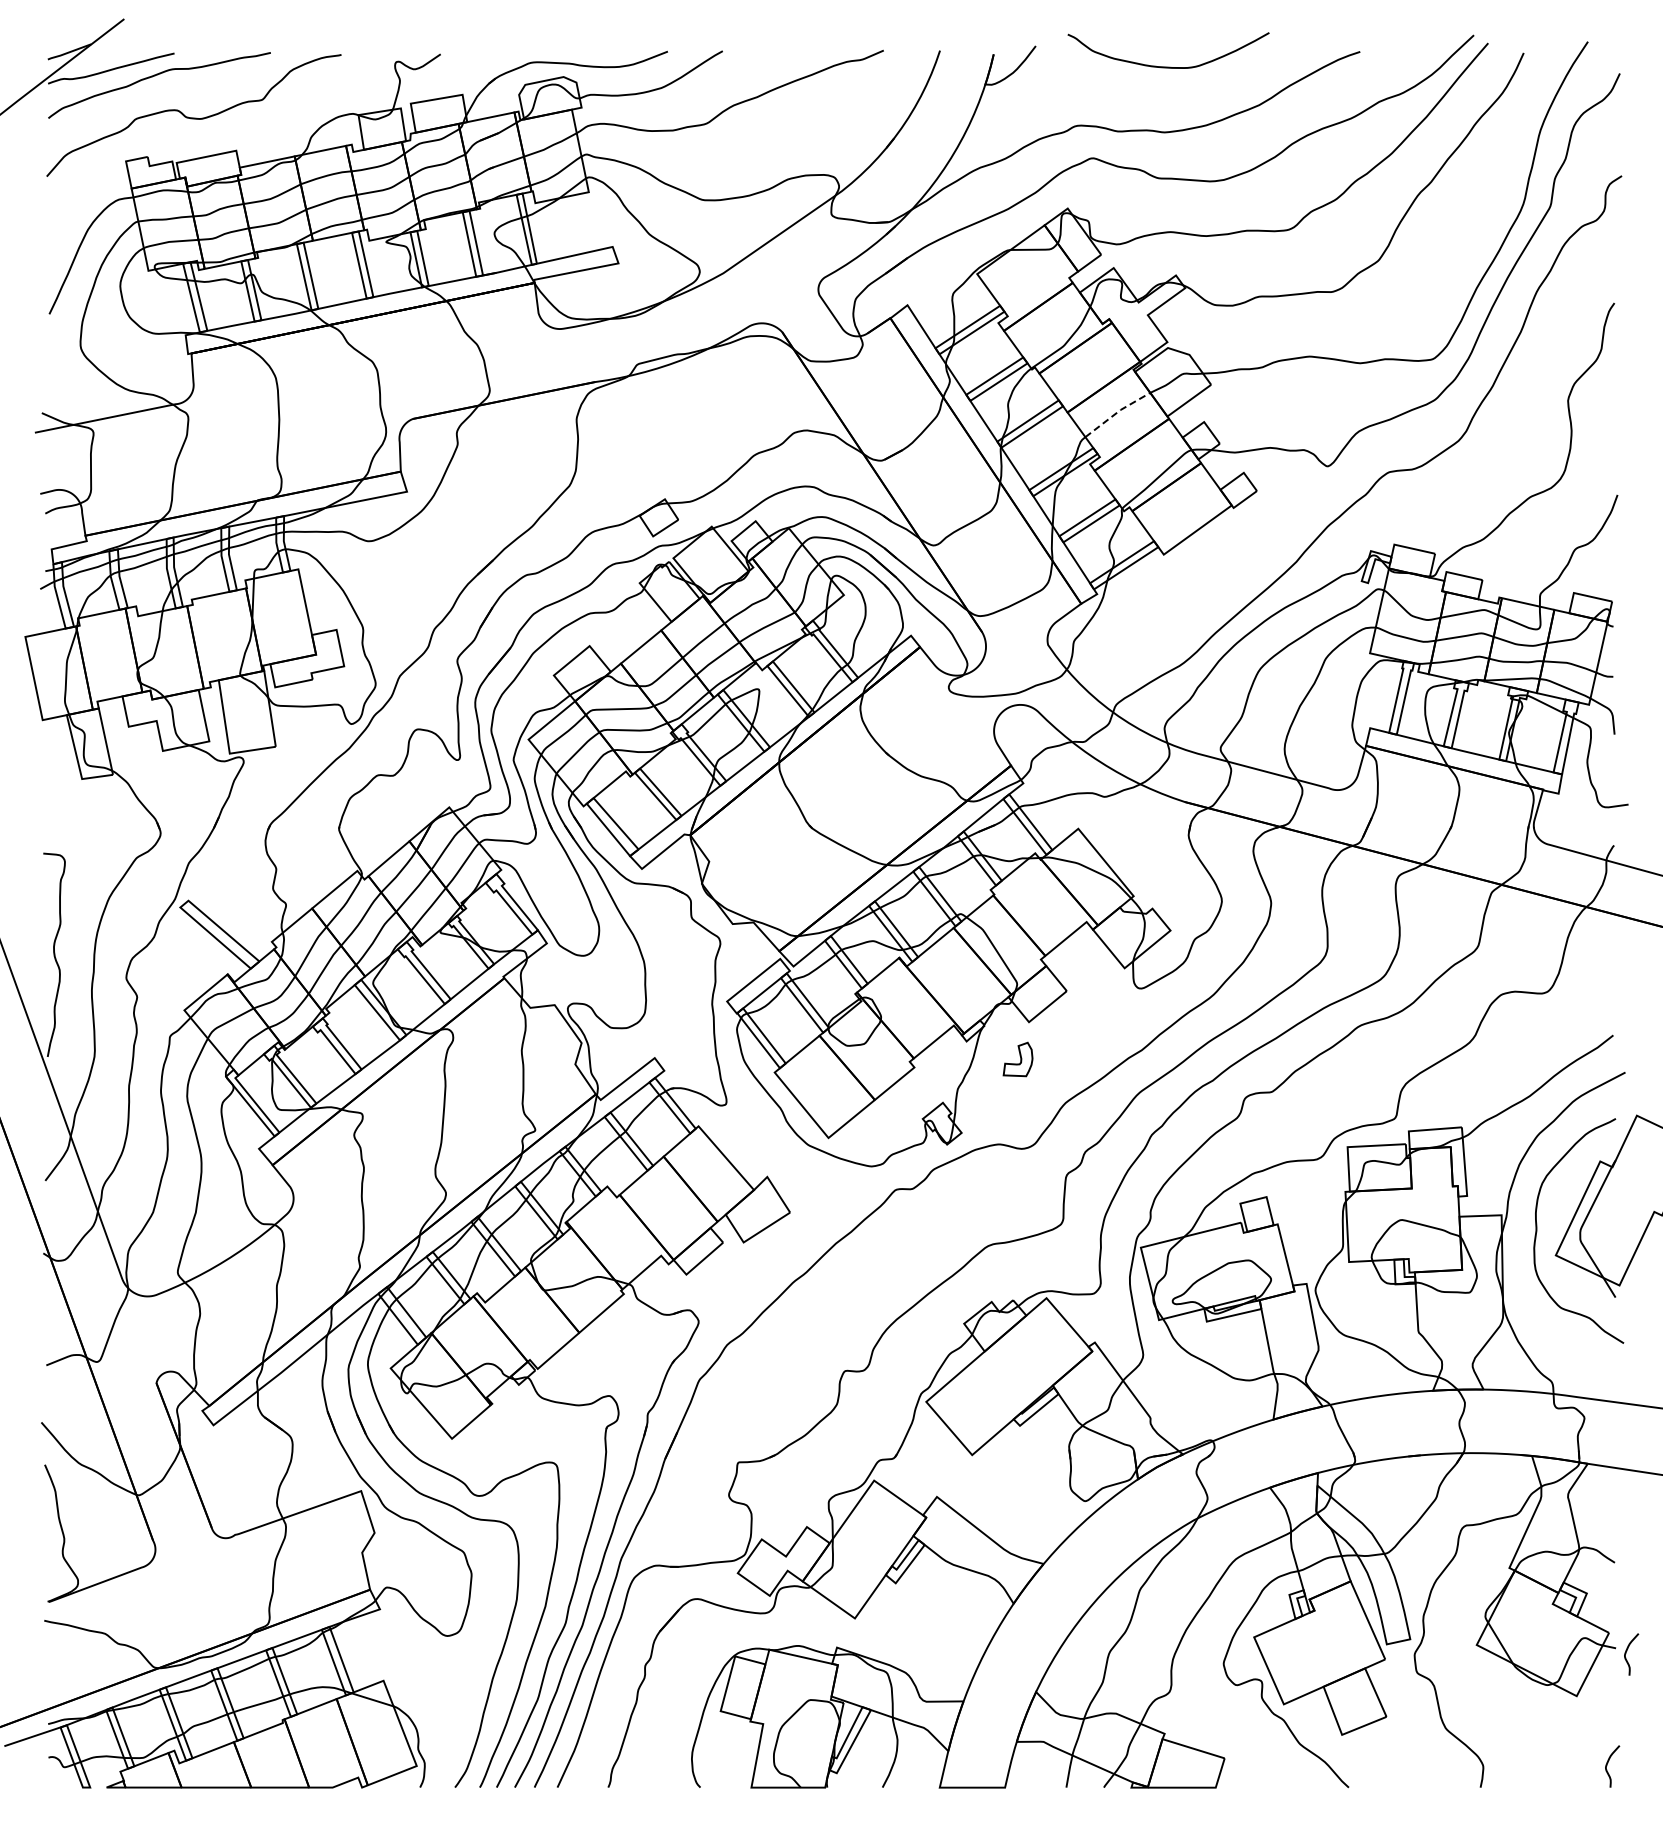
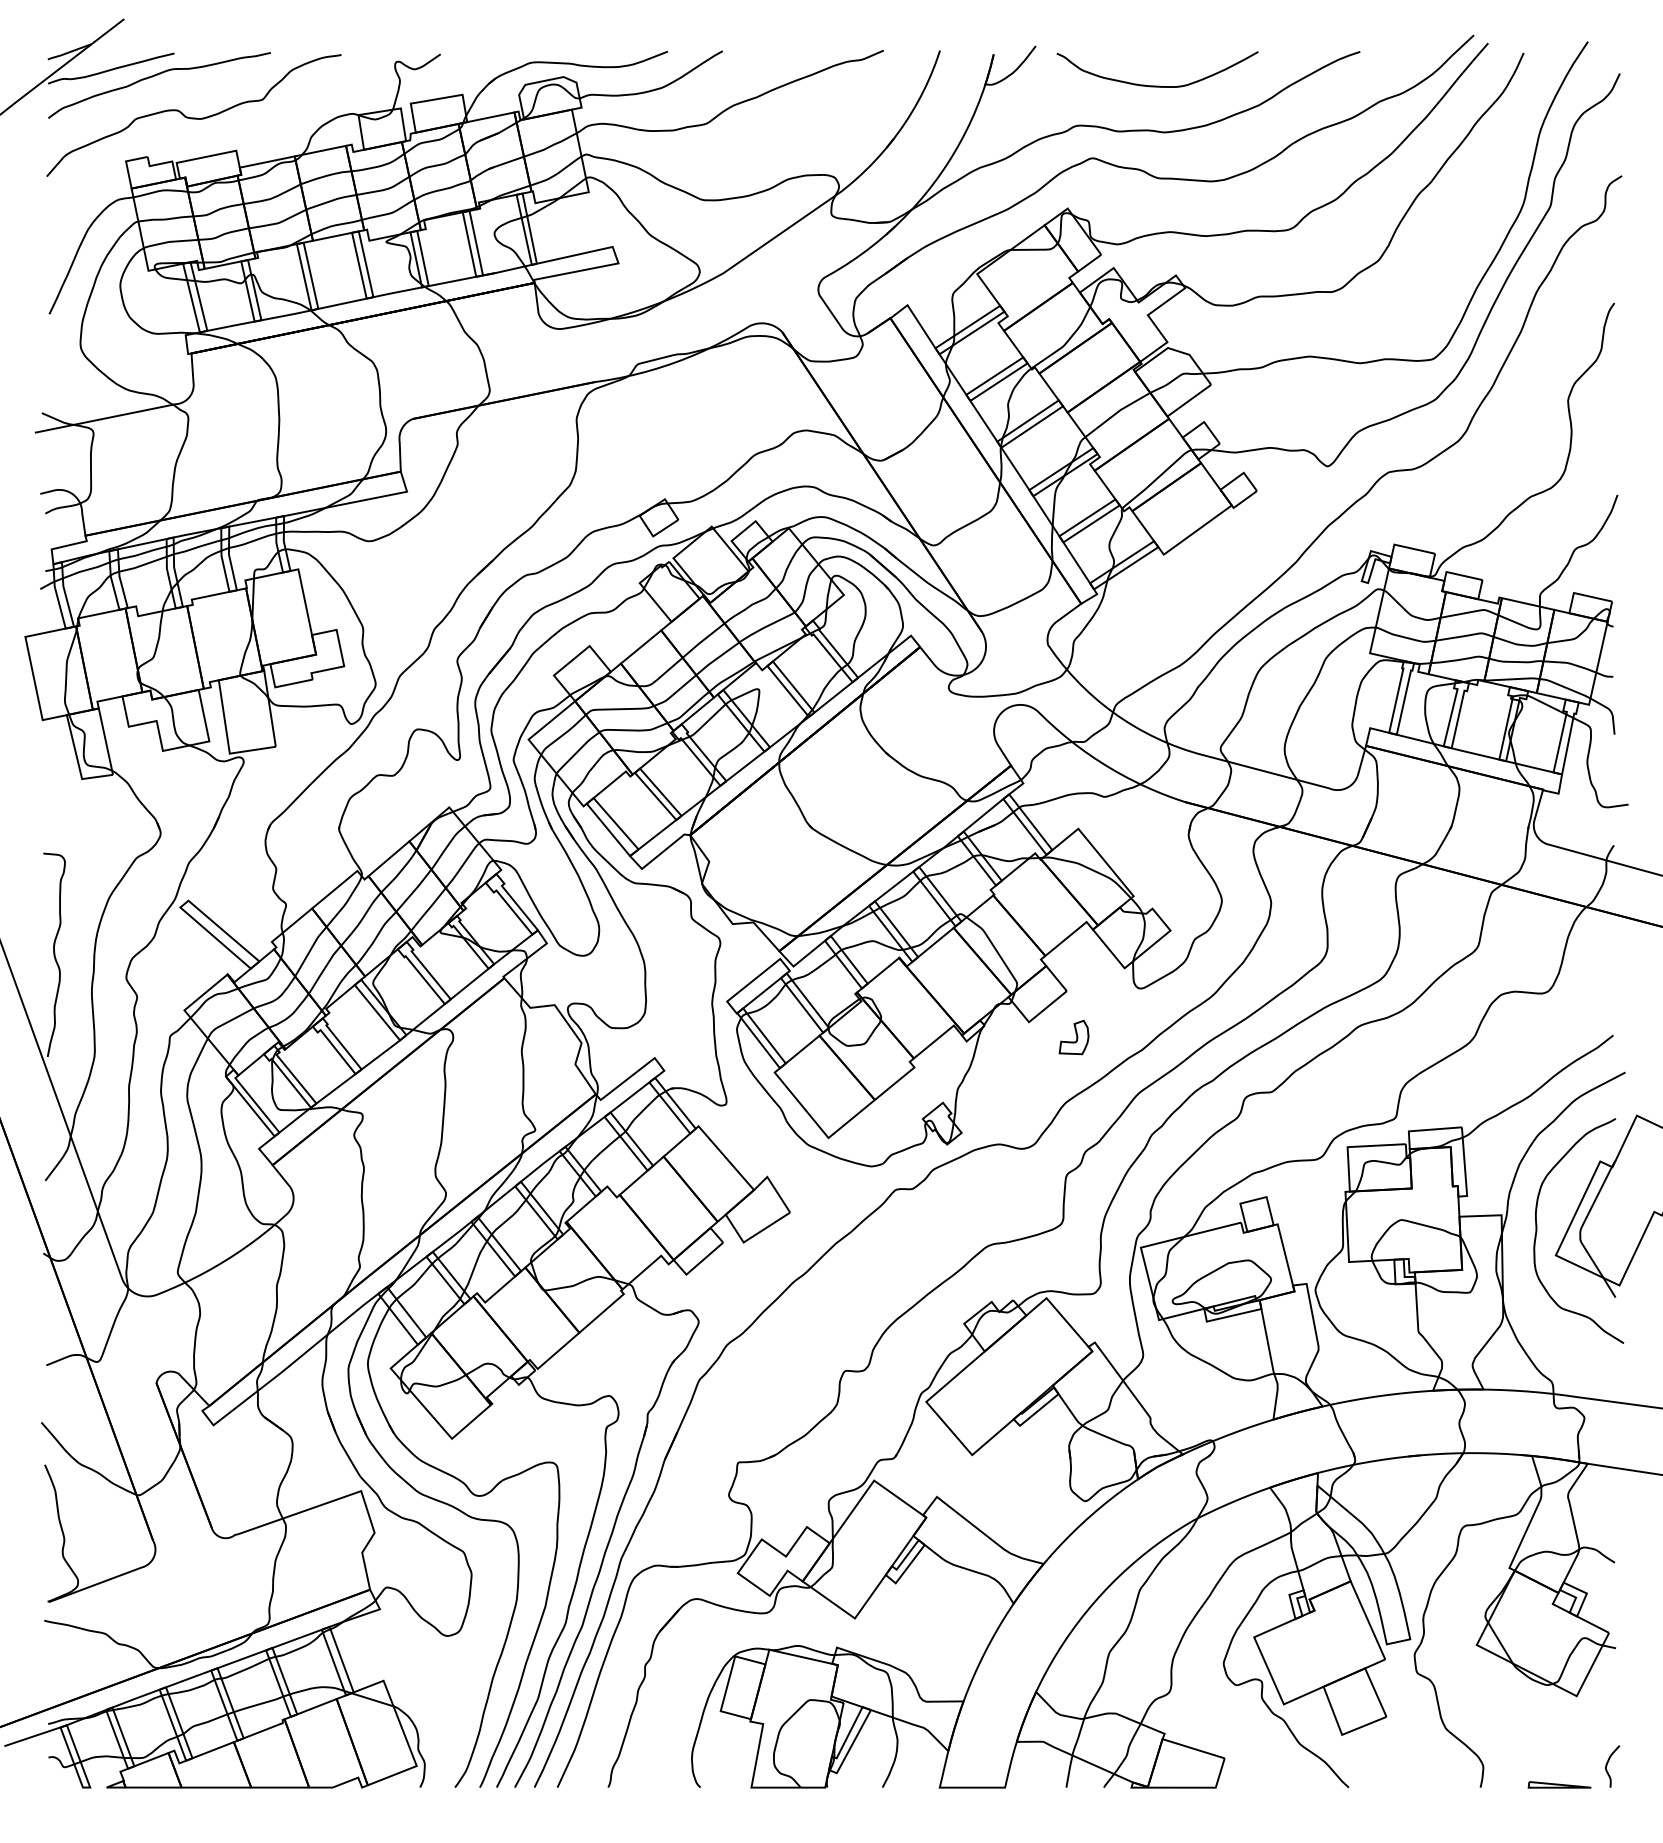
curve position: (1168, 66) -> (1157, 85) (1157, 85)
line: dashed -> solid (1117, 412)
part position: (1017, 1059) -> (1073, 1037) (1073, 1037)
curve: present -> none (1627, 1651)
part: none -> present (1559, 1784)
